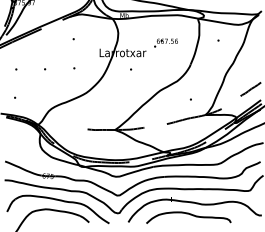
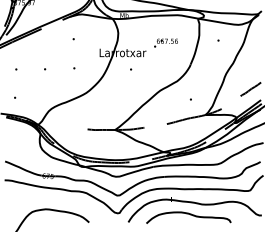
part: present -> none (59, 201)
